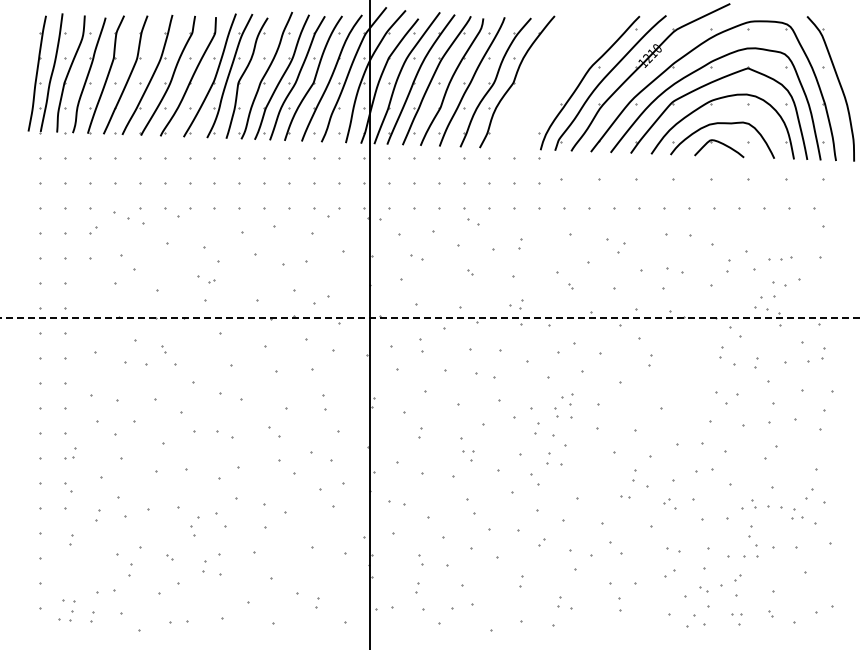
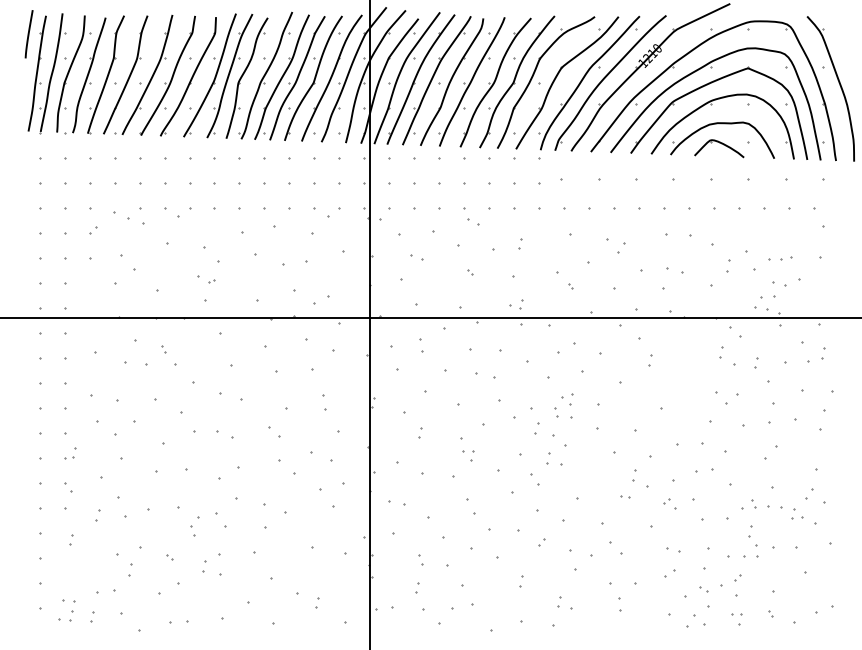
line: none -> present (28, 34)
part: none -> present (558, 82)
line: dashed -> solid (431, 318)
